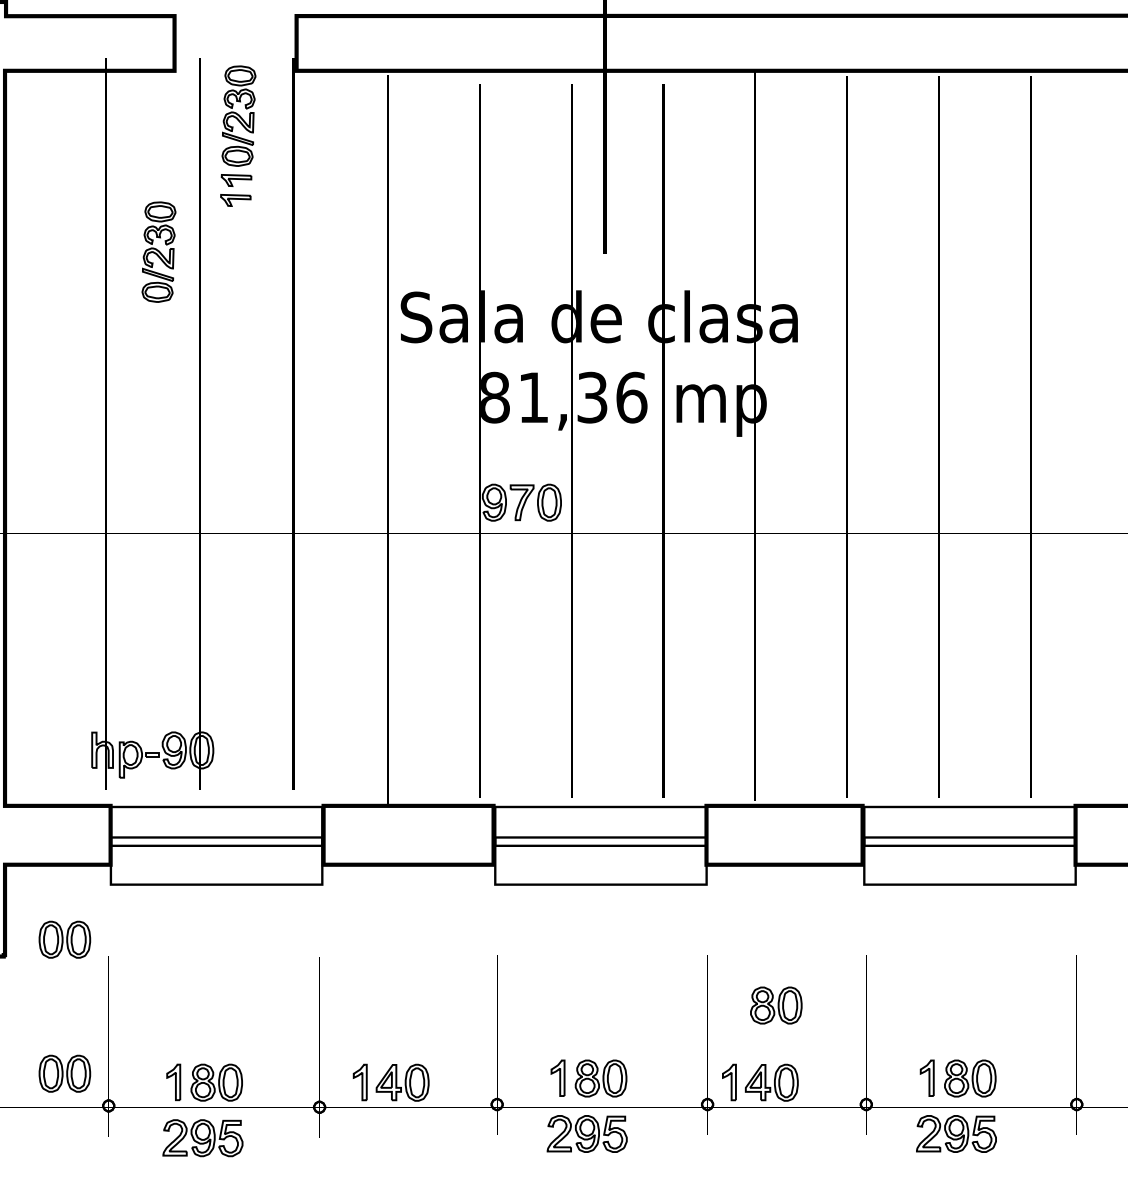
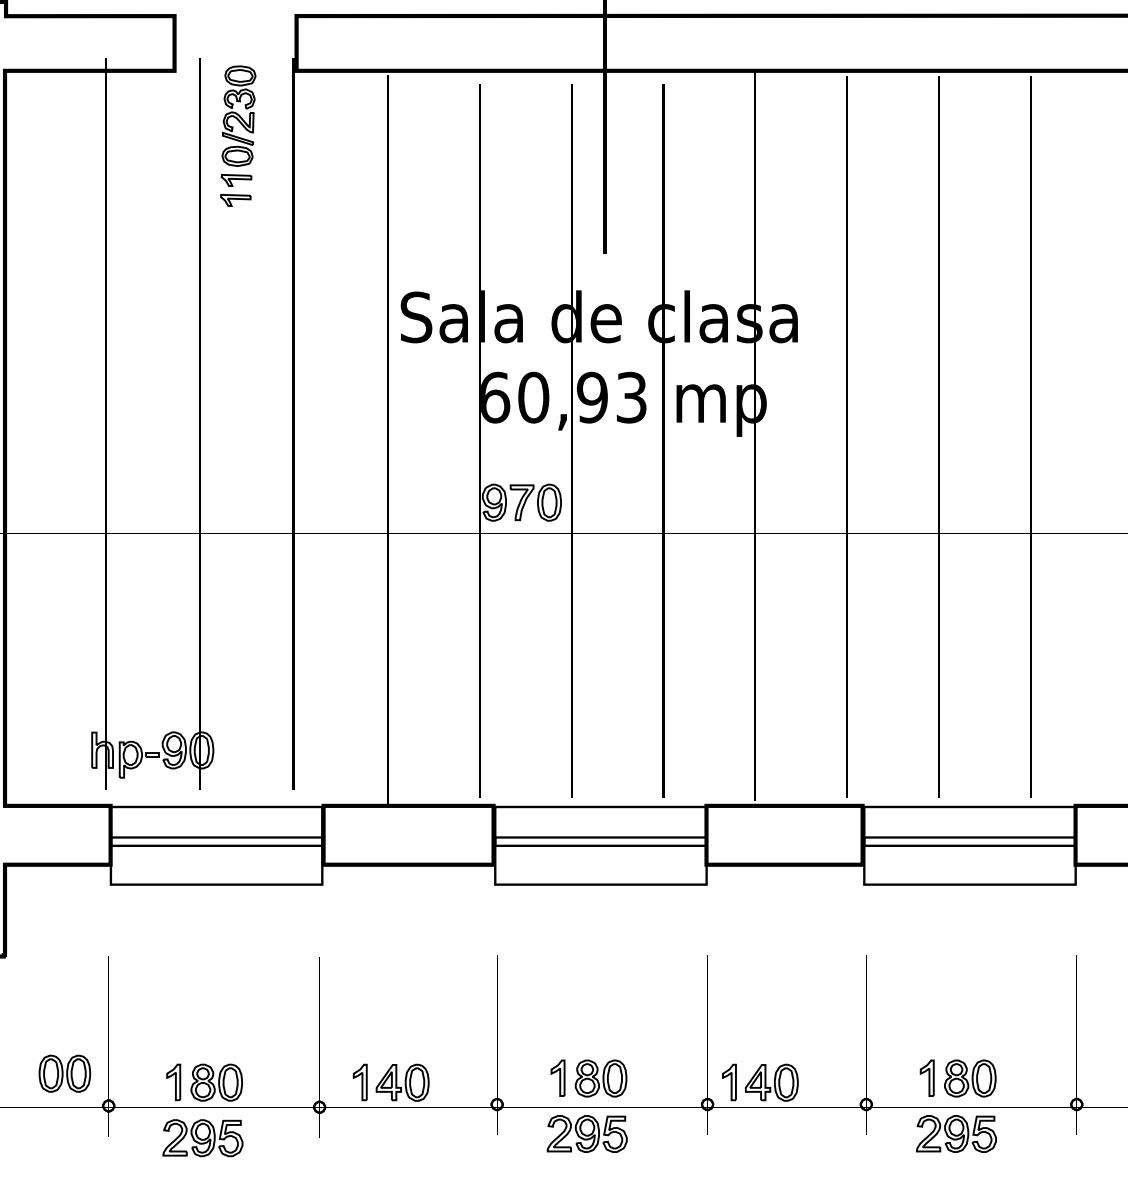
part: present -> none (158, 251)
text: 81,36 -> 60,93 (564, 397)
part: present -> none (64, 939)
part: present -> none (776, 1005)
